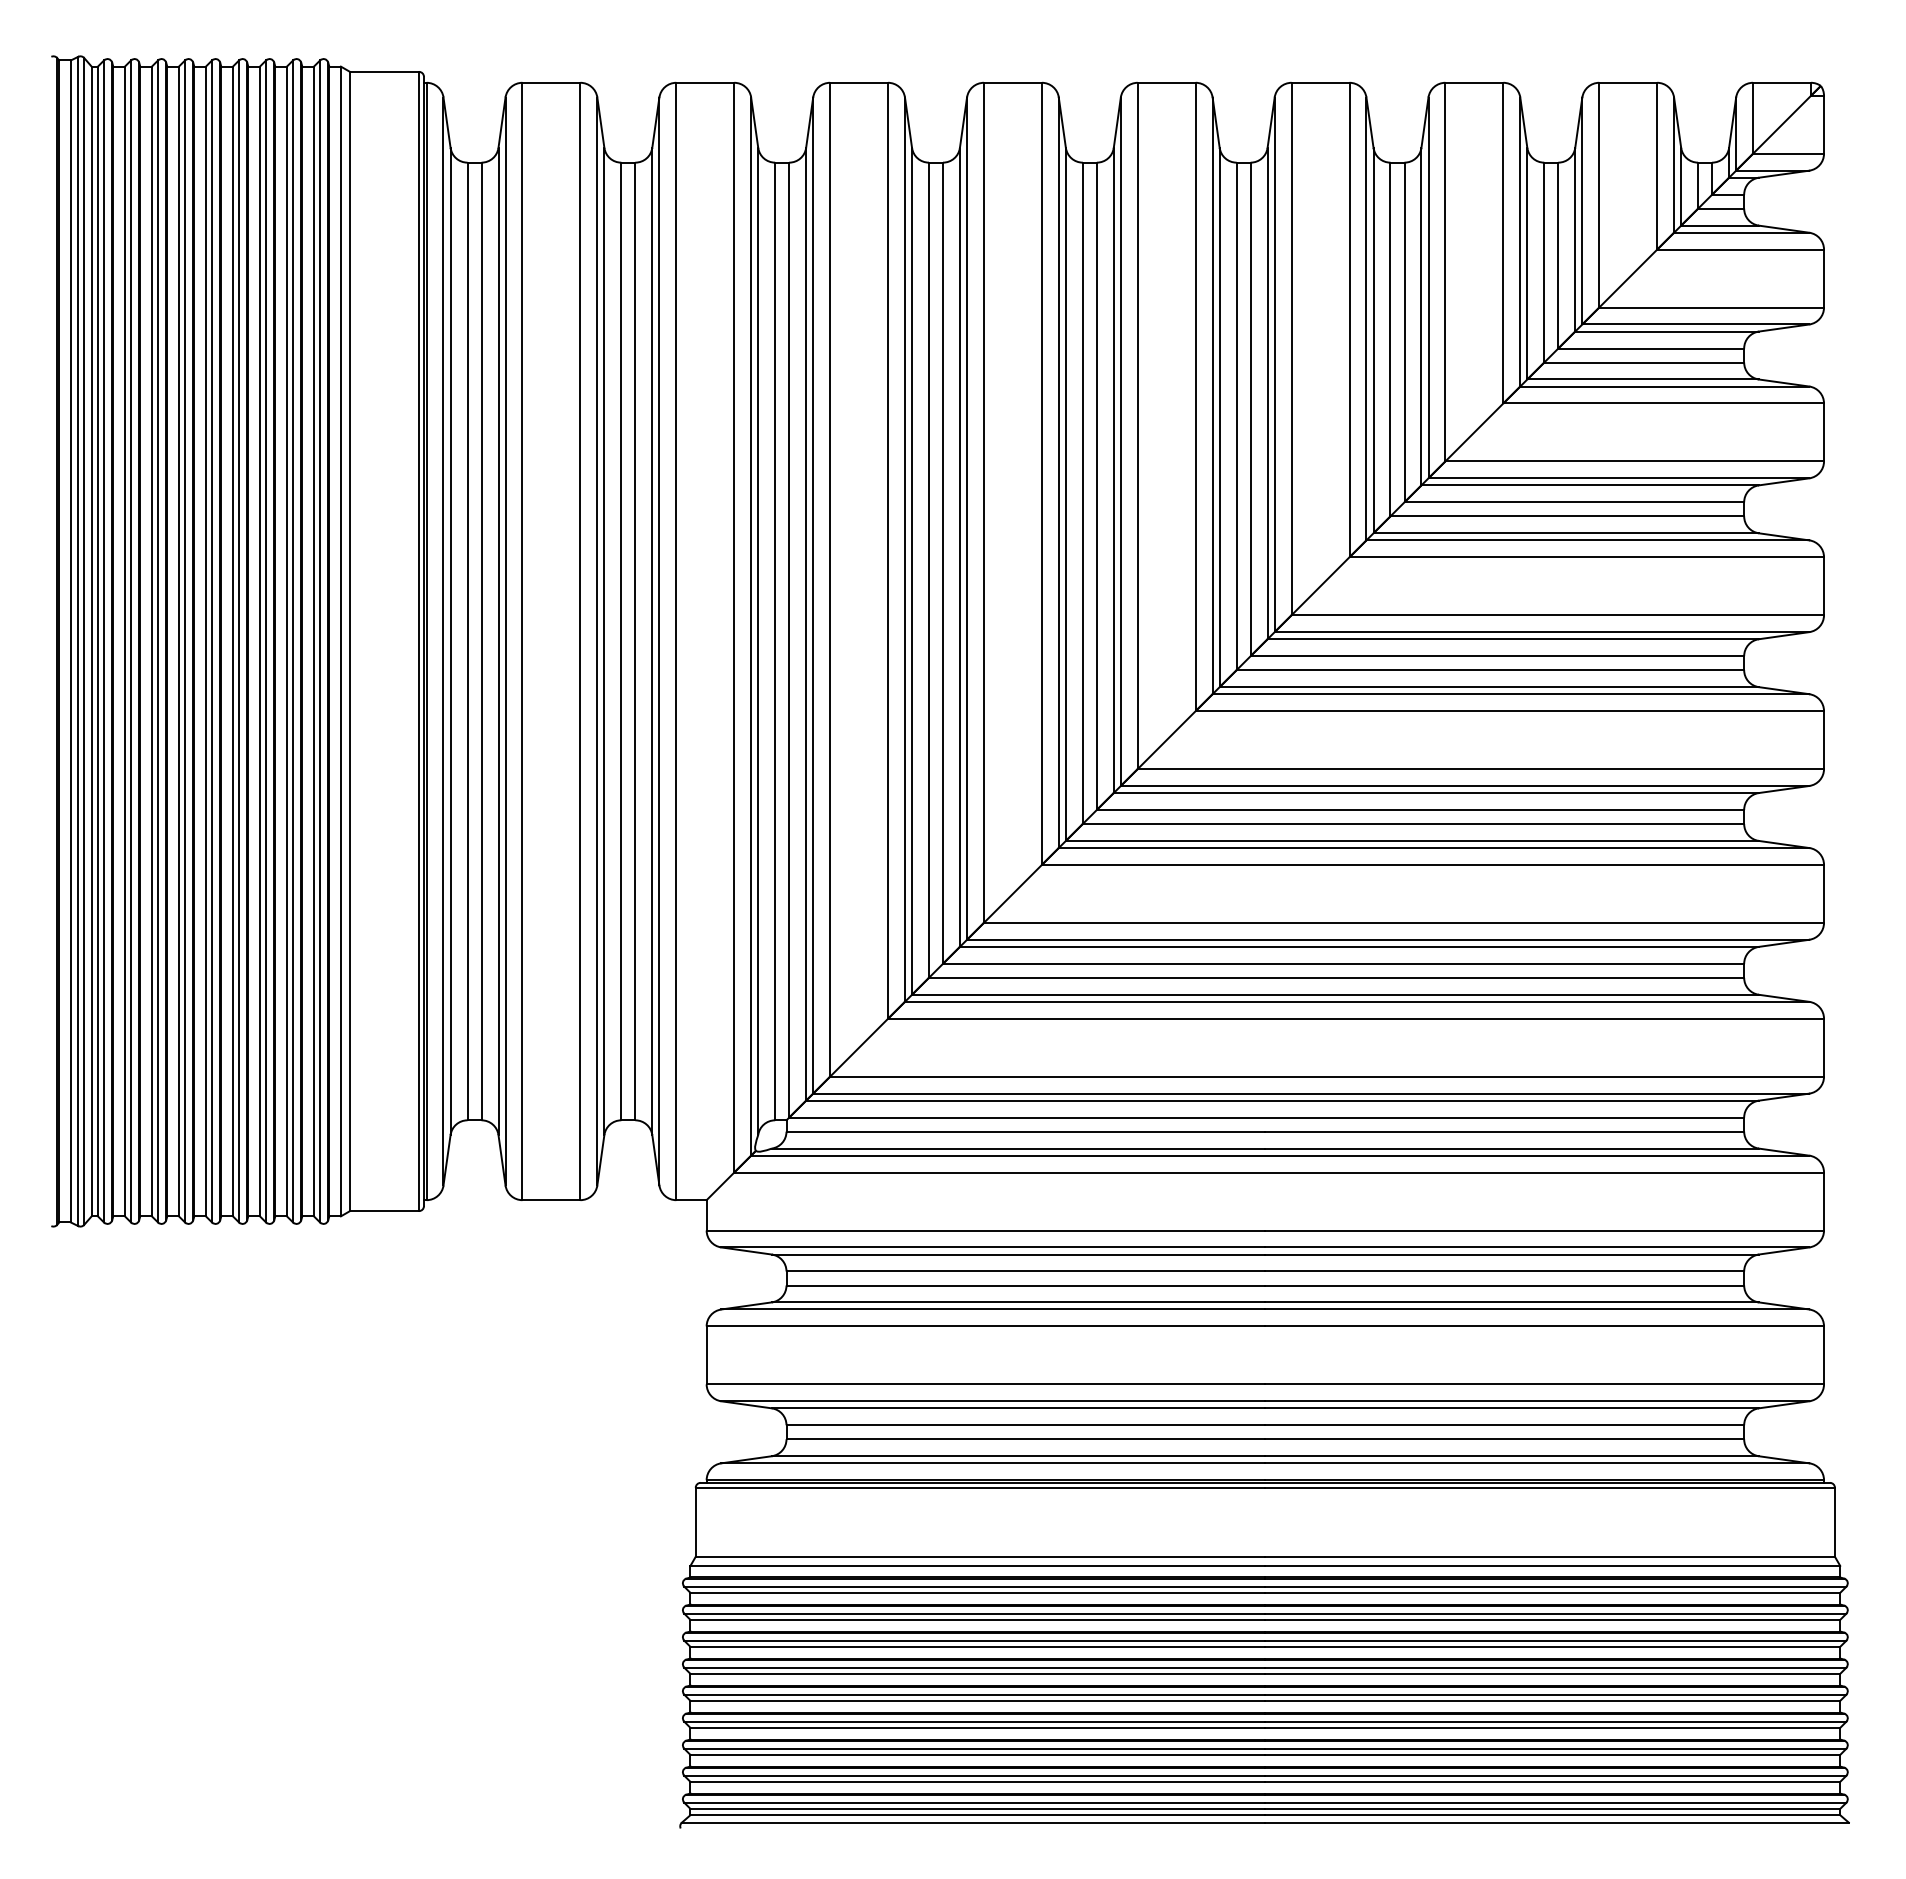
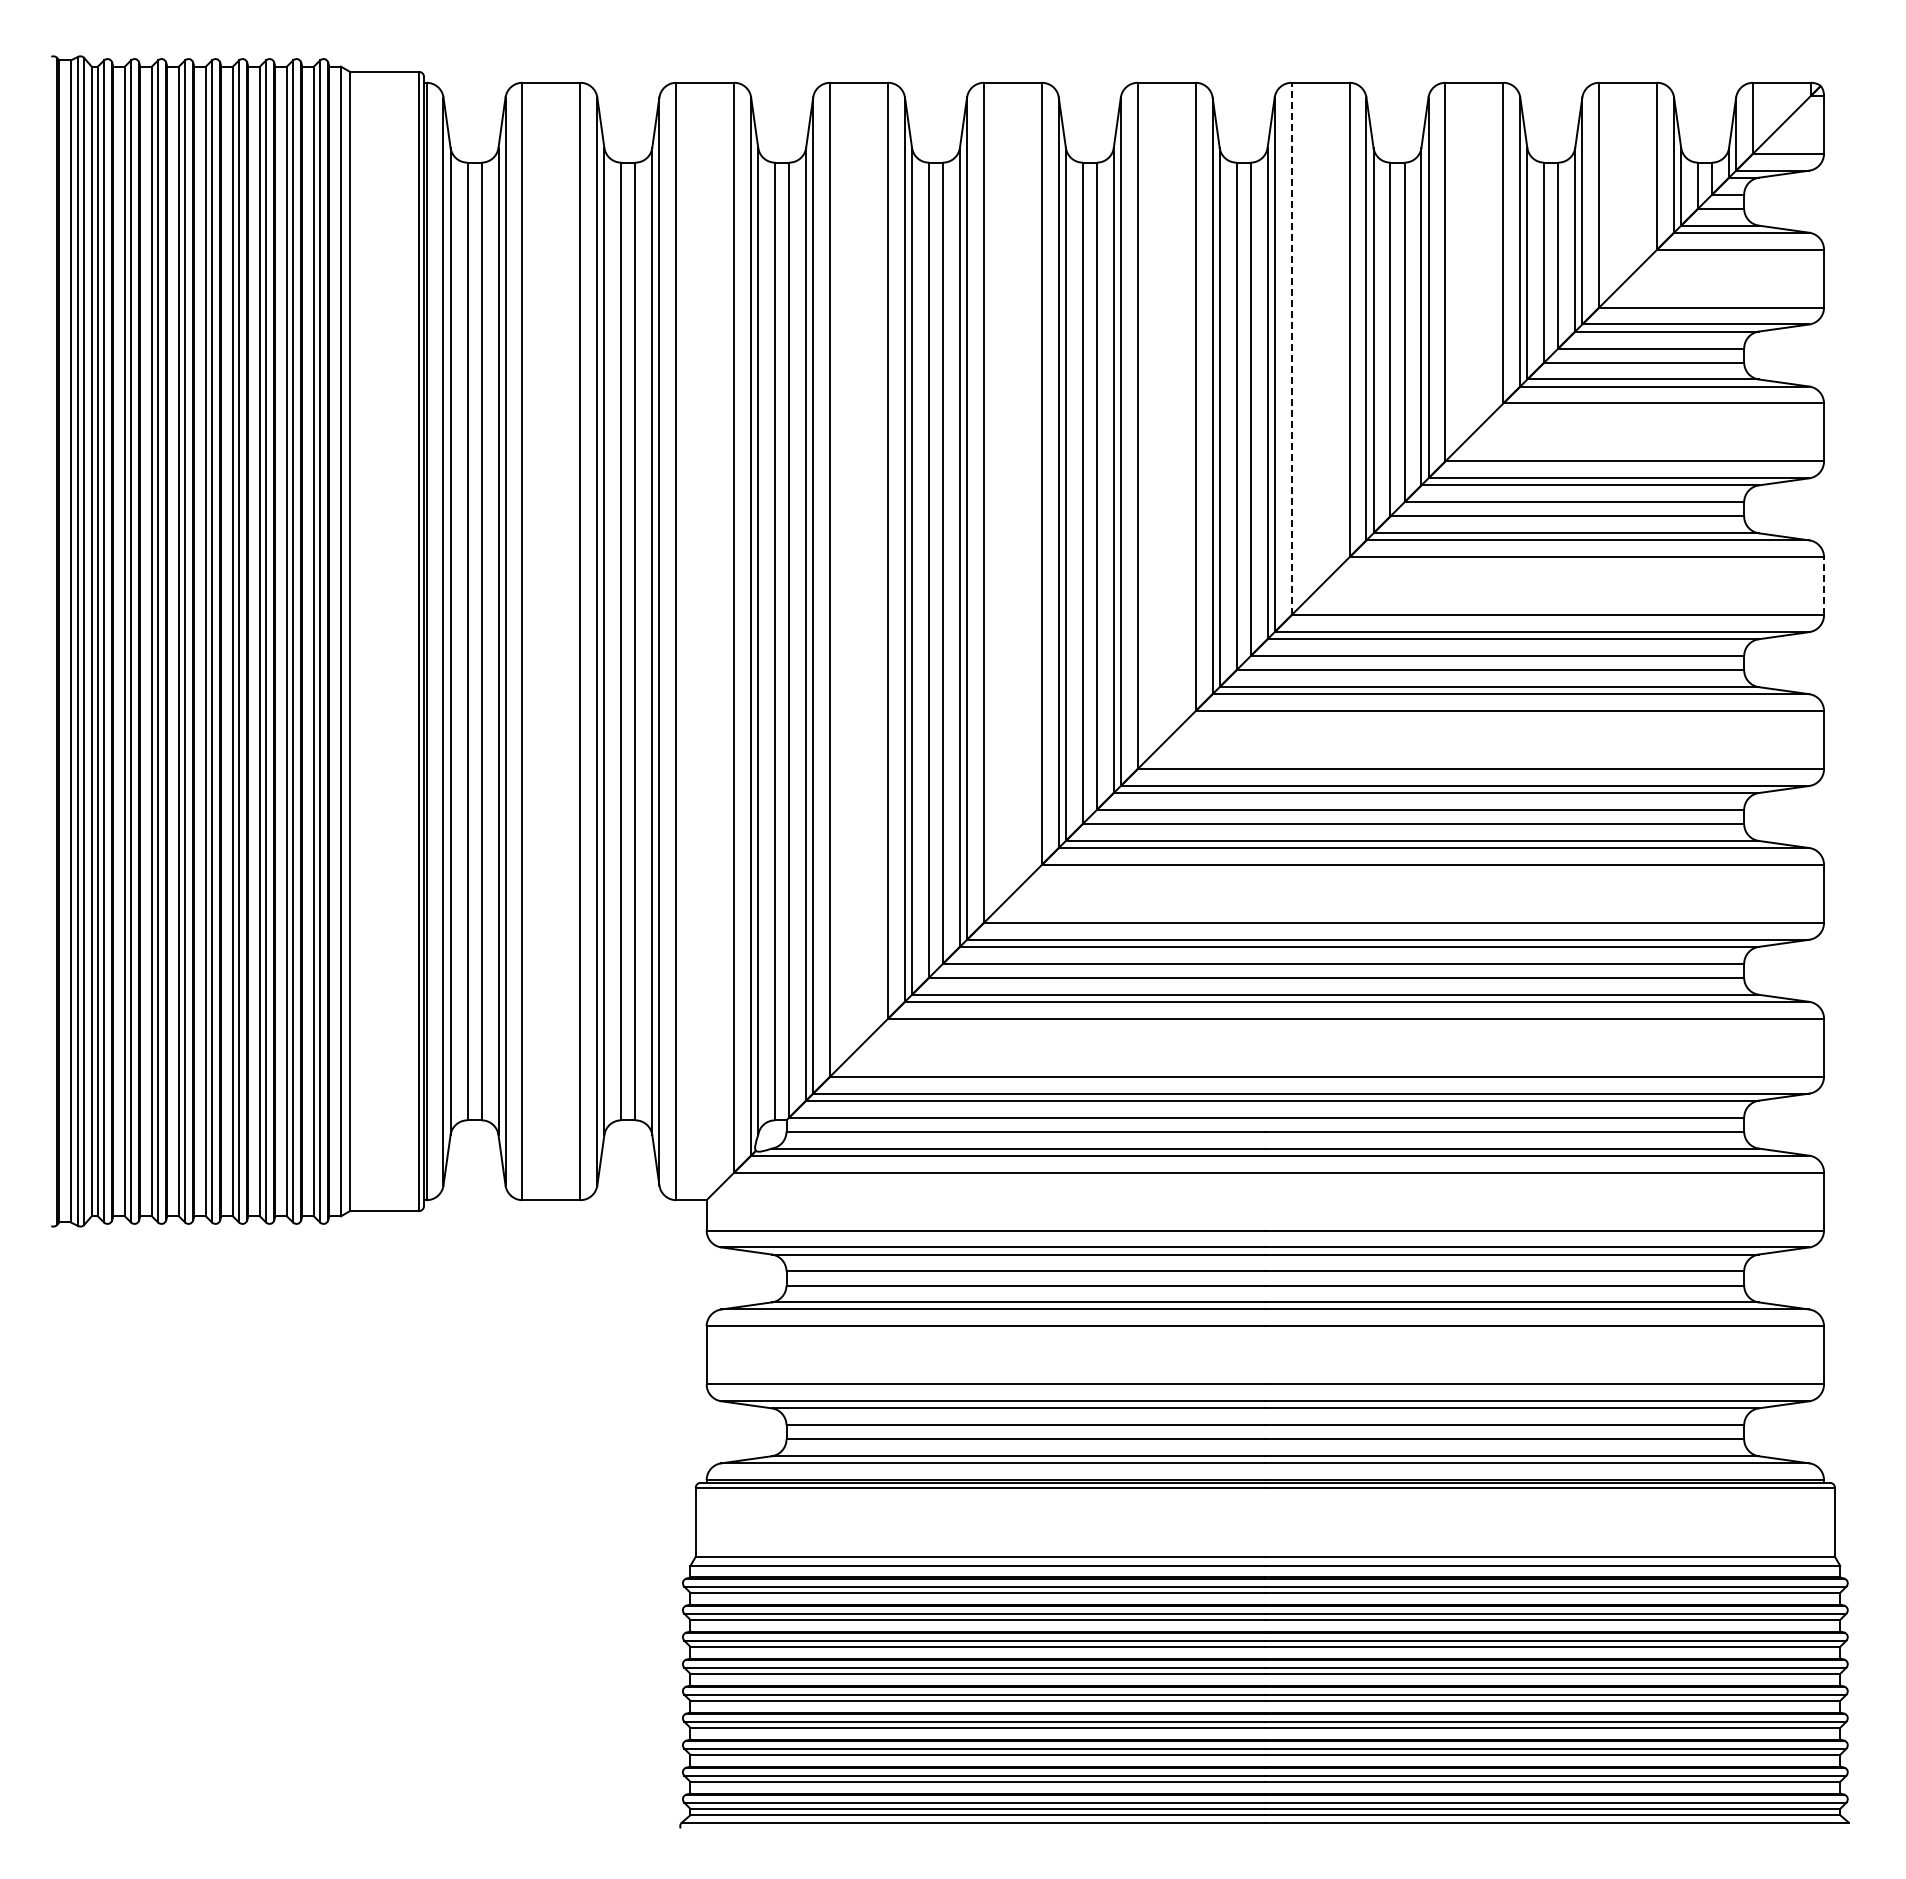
line: solid -> dashed (1291, 348)
line: solid -> dashed (1824, 586)
